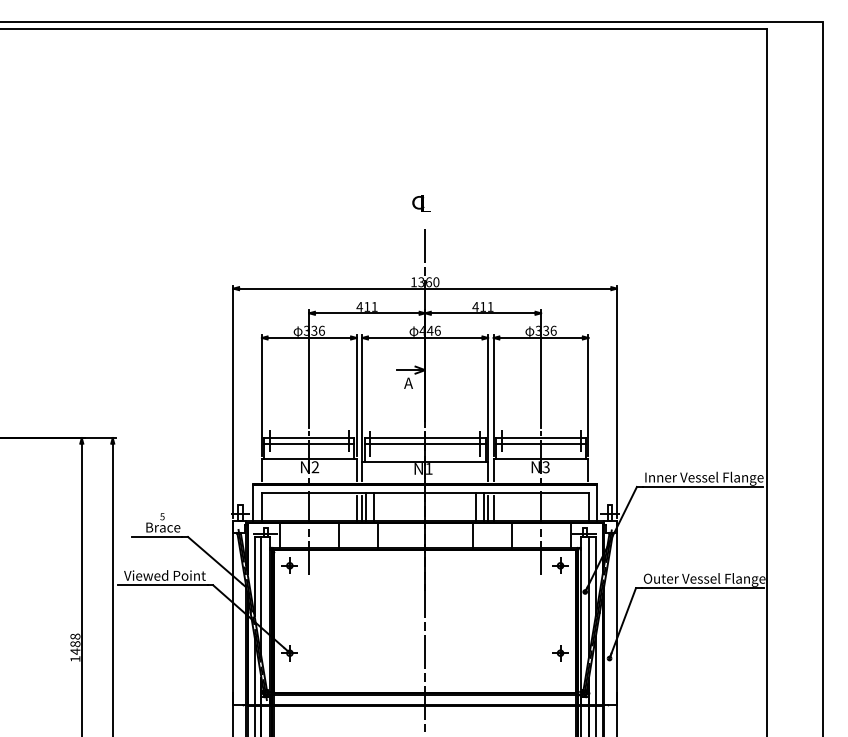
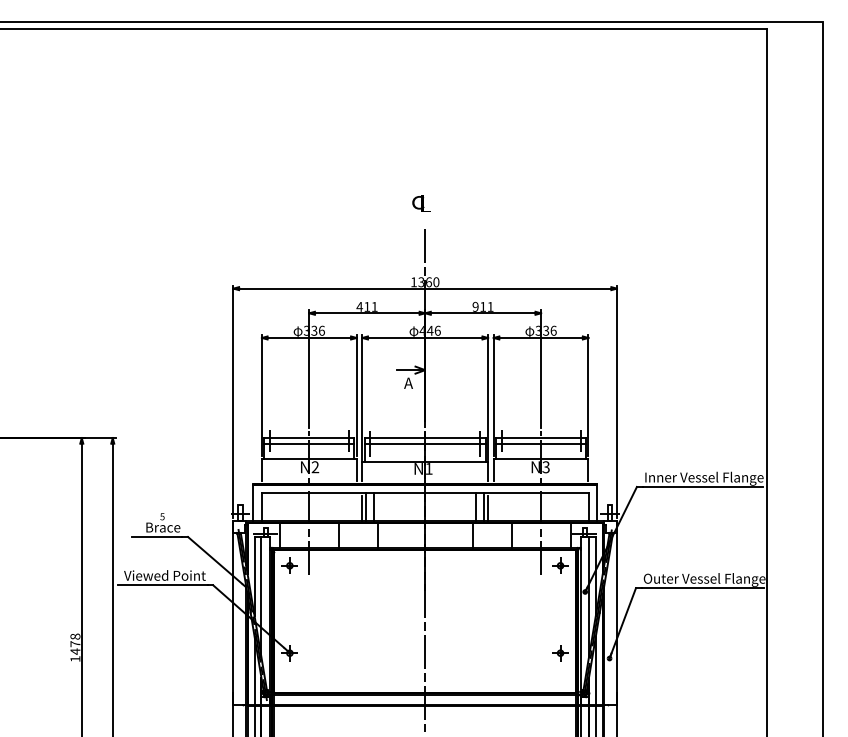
text: 411 -> 911 (475, 306)
line: present -> none (356, 507)
line: present -> none (493, 507)
text: 1488 -> 1478 (75, 644)
